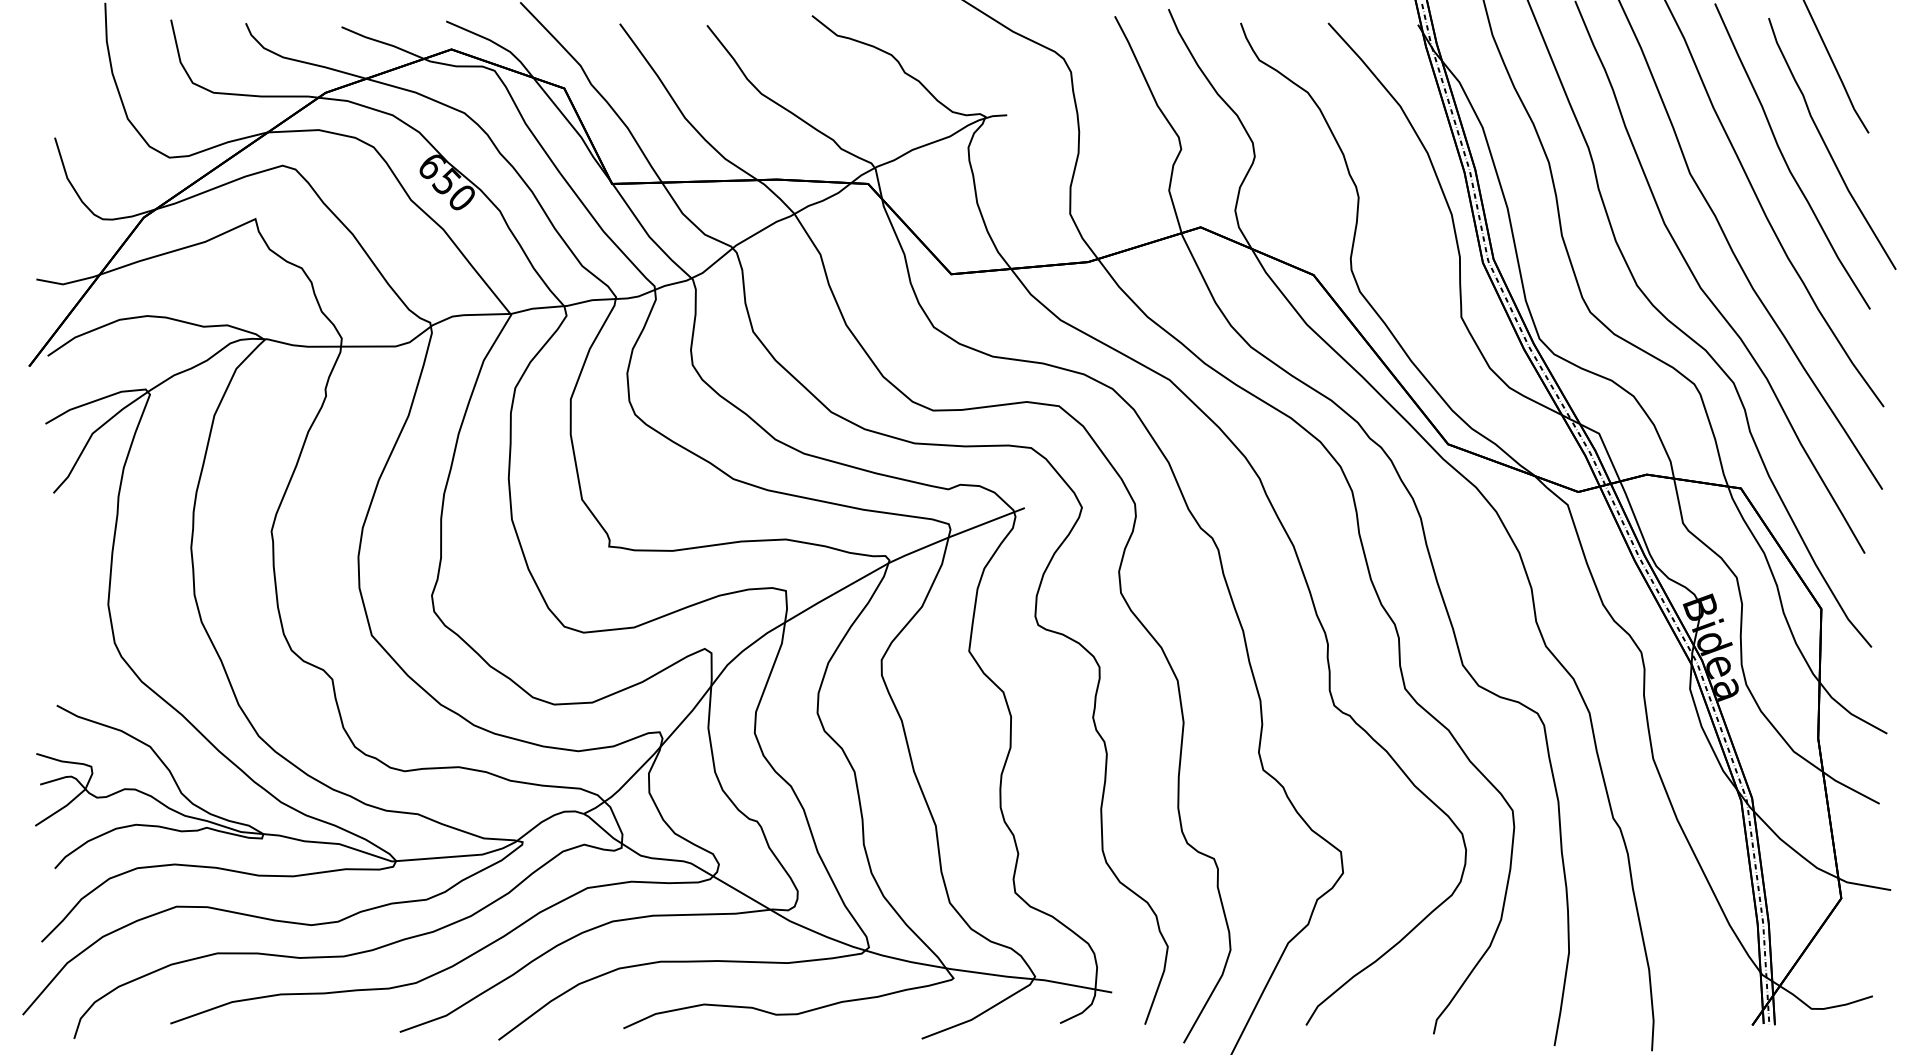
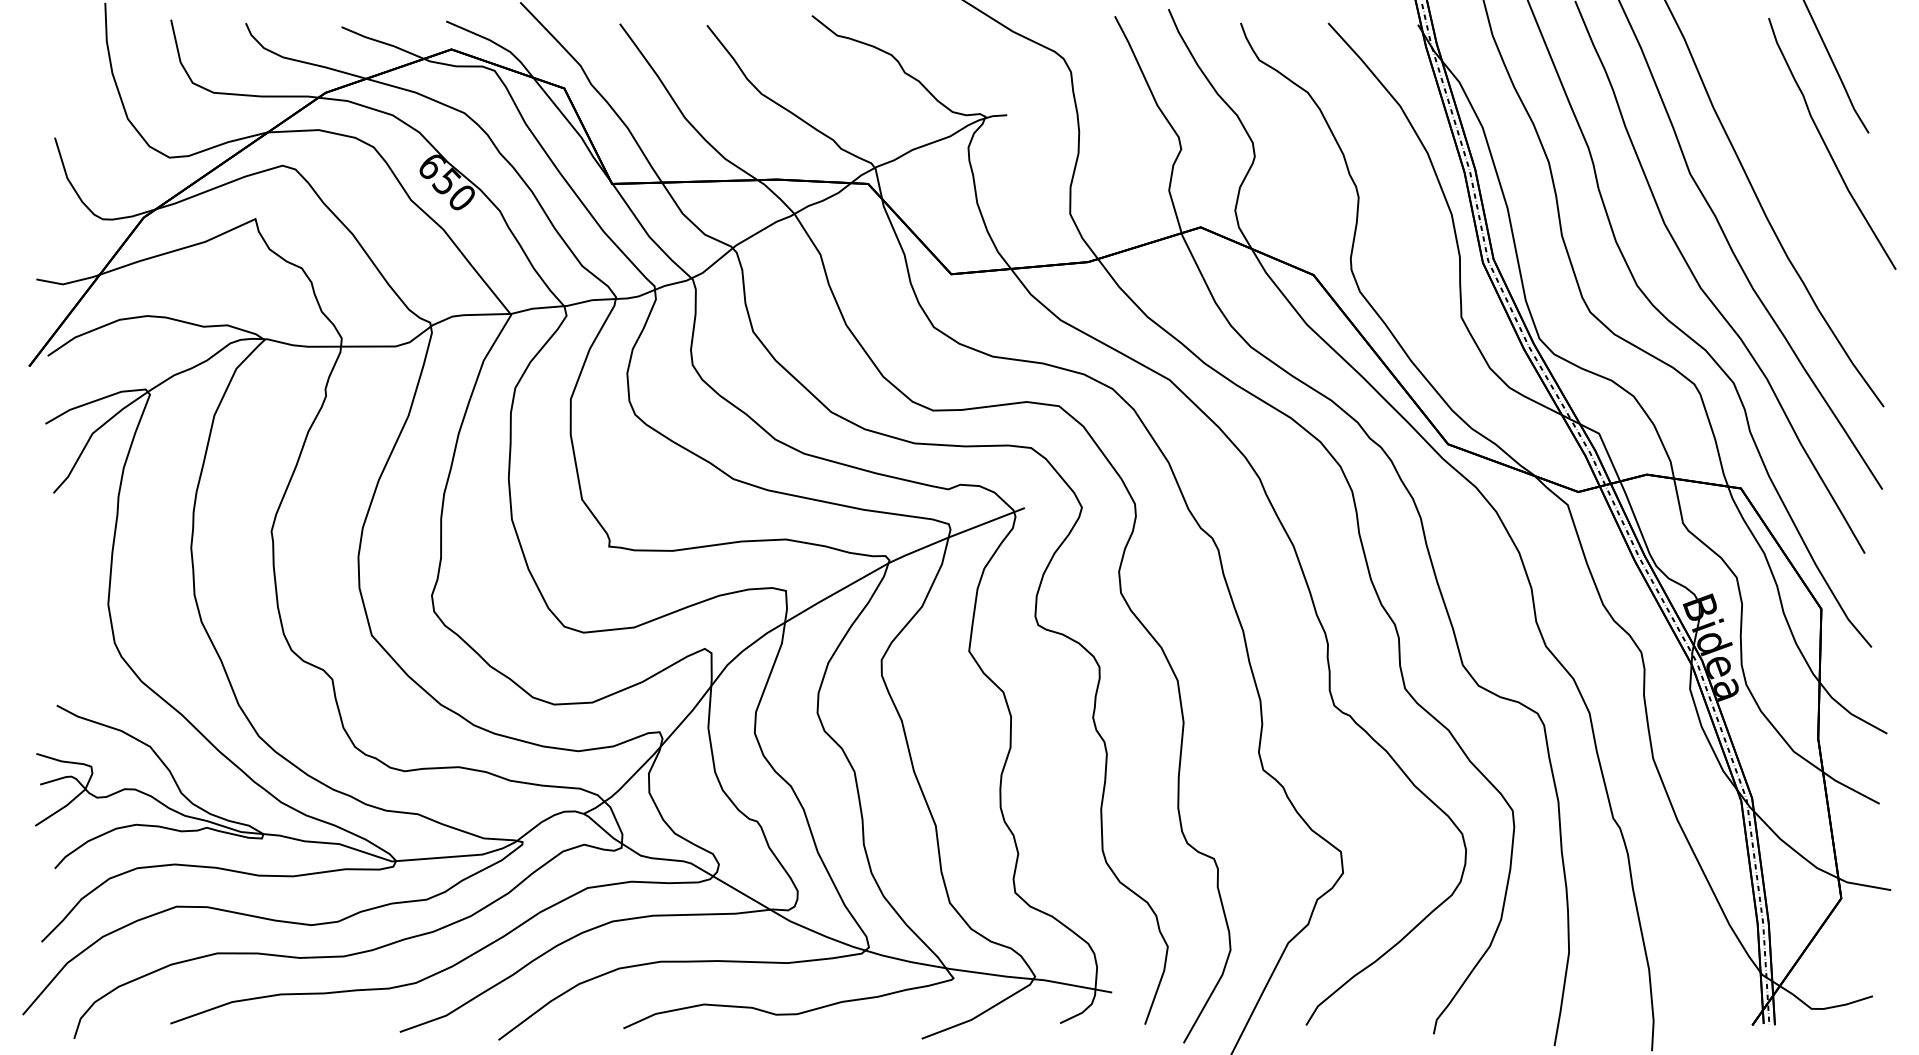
curve: present -> none (1785, 159)
